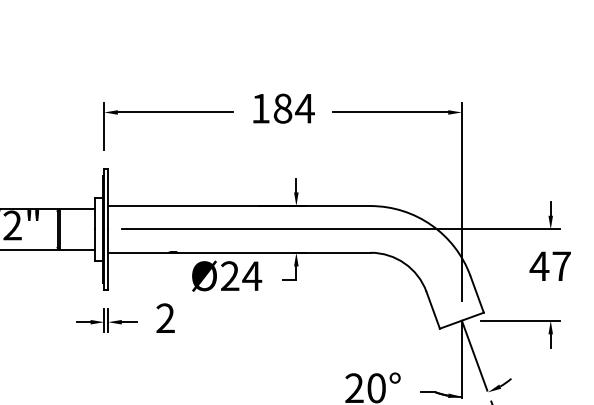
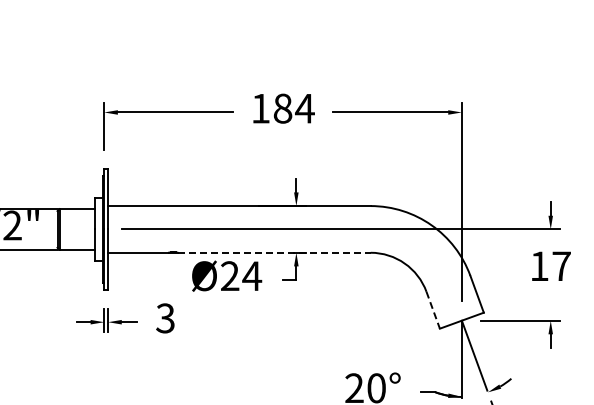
line: solid -> dashed (274, 252)
text: 47 -> 17 (539, 265)
line: solid -> dashed (433, 310)
text: 2 -> 3 (165, 318)
